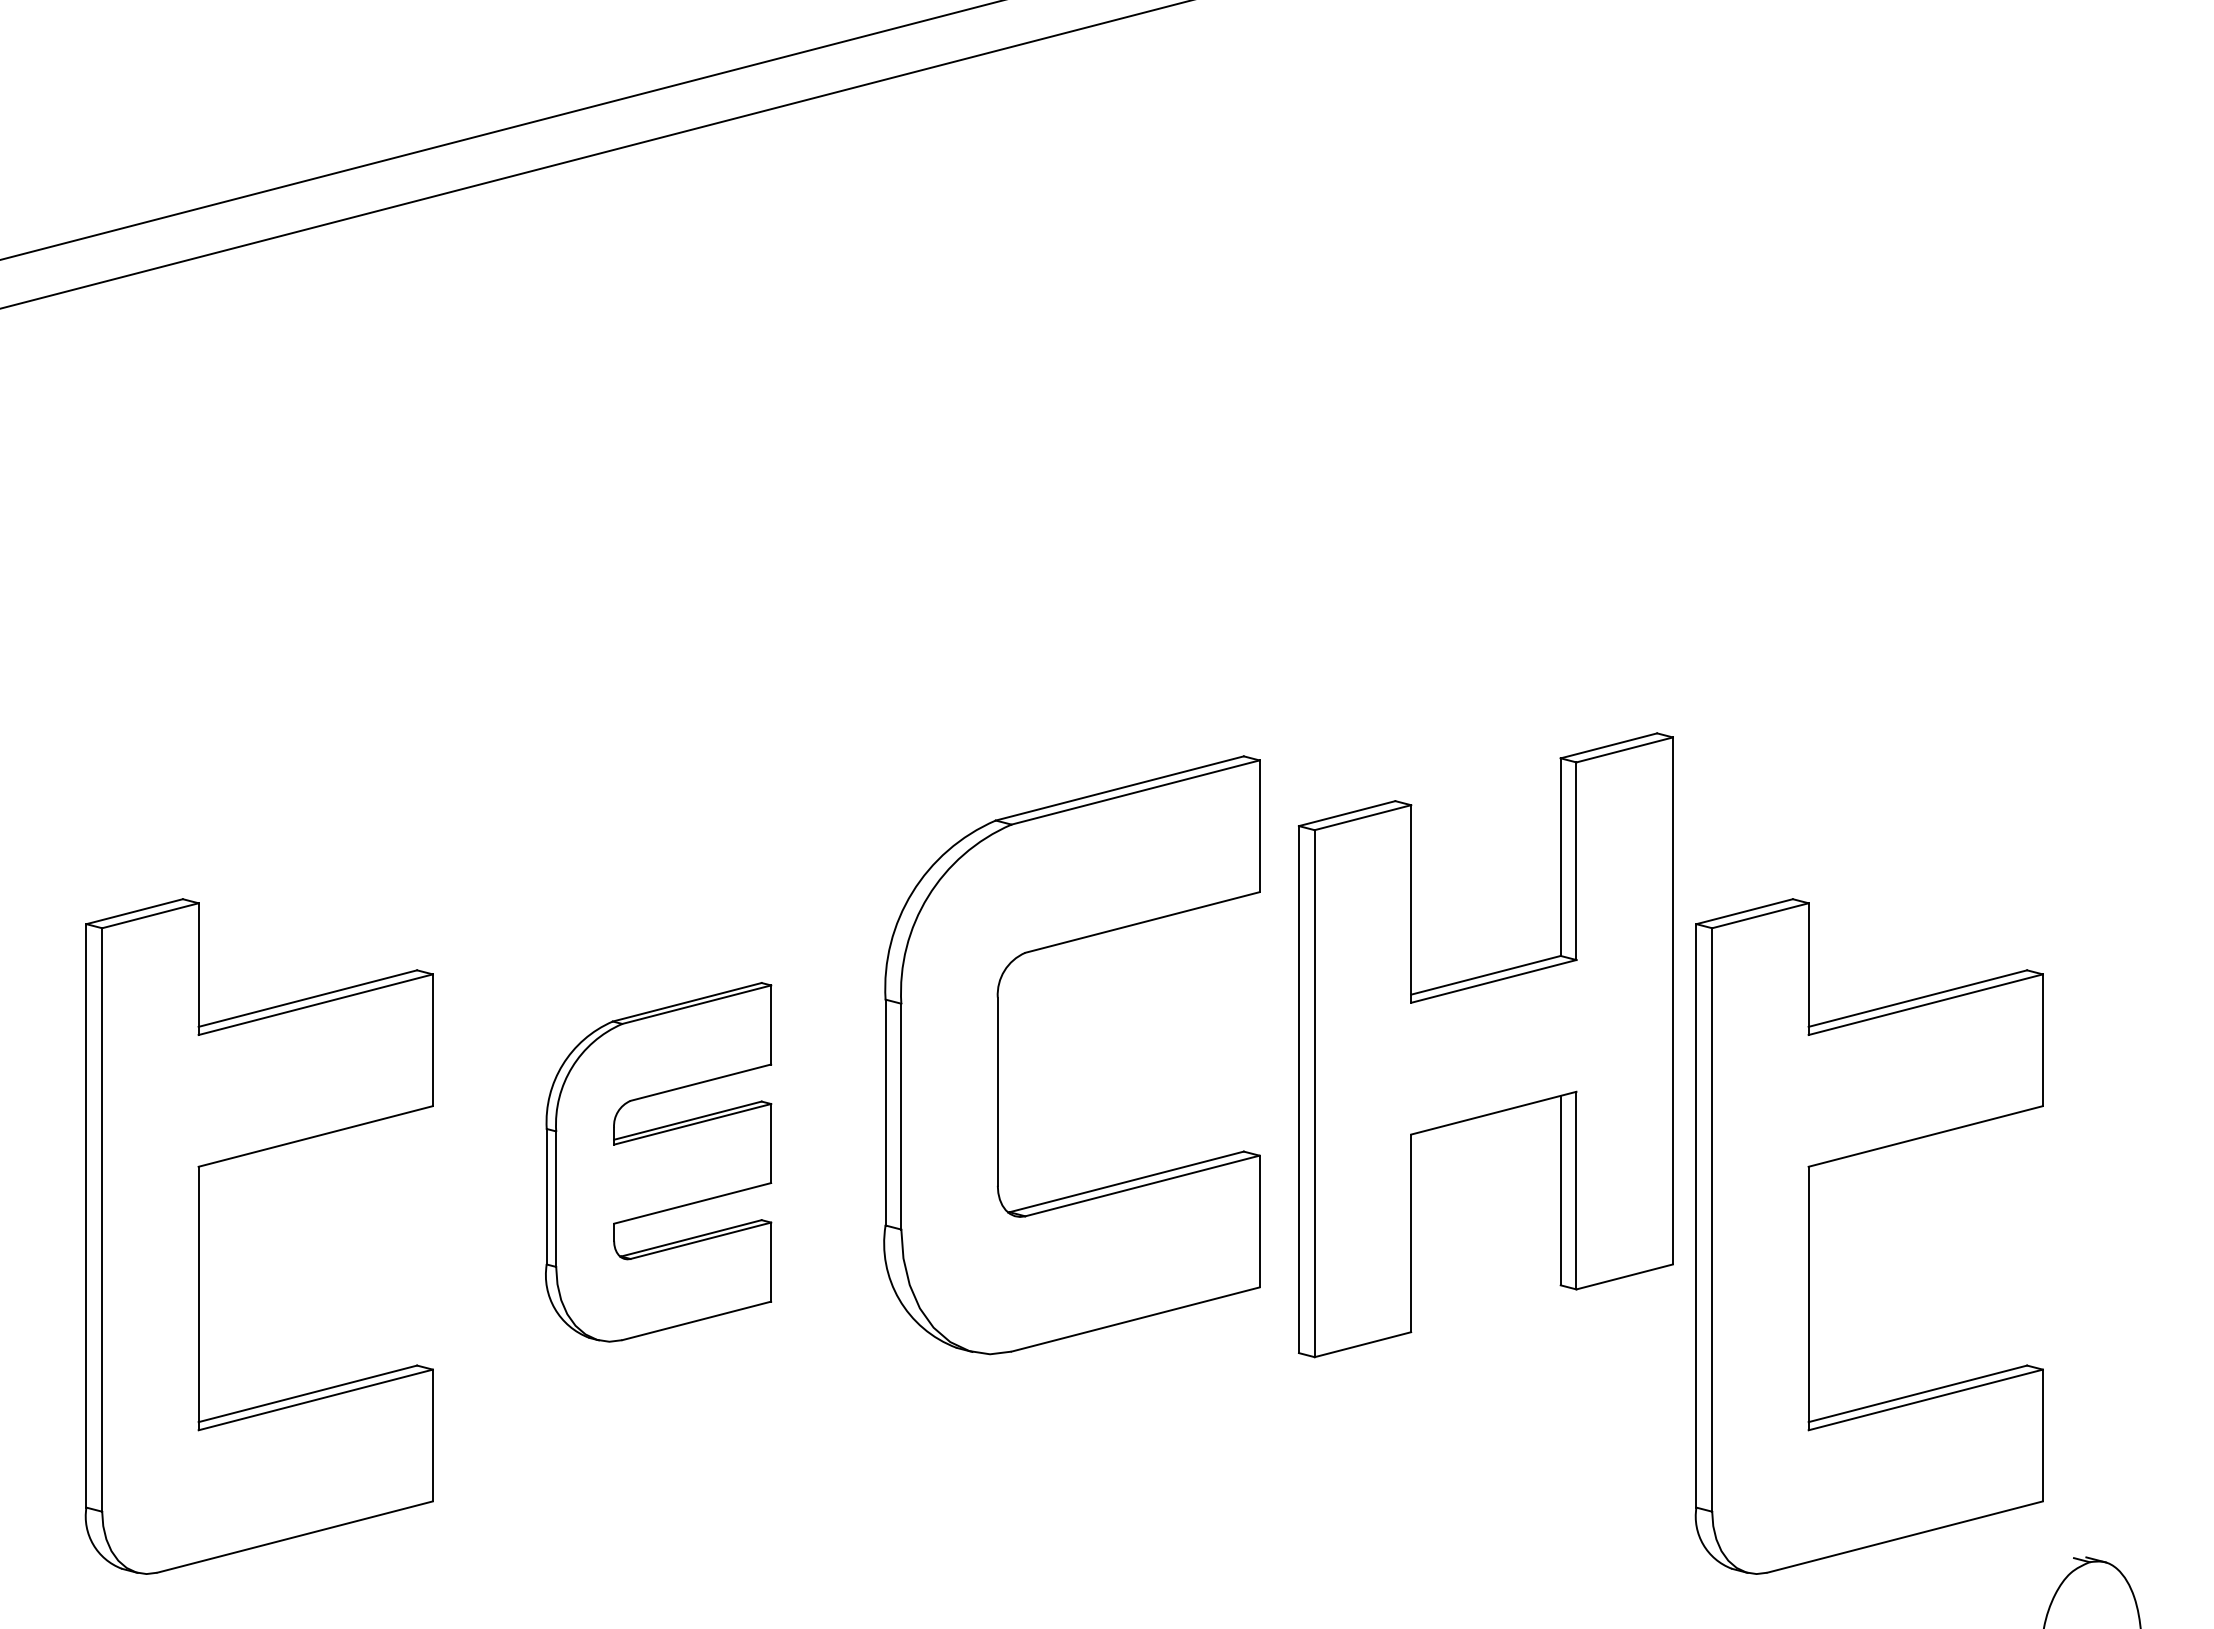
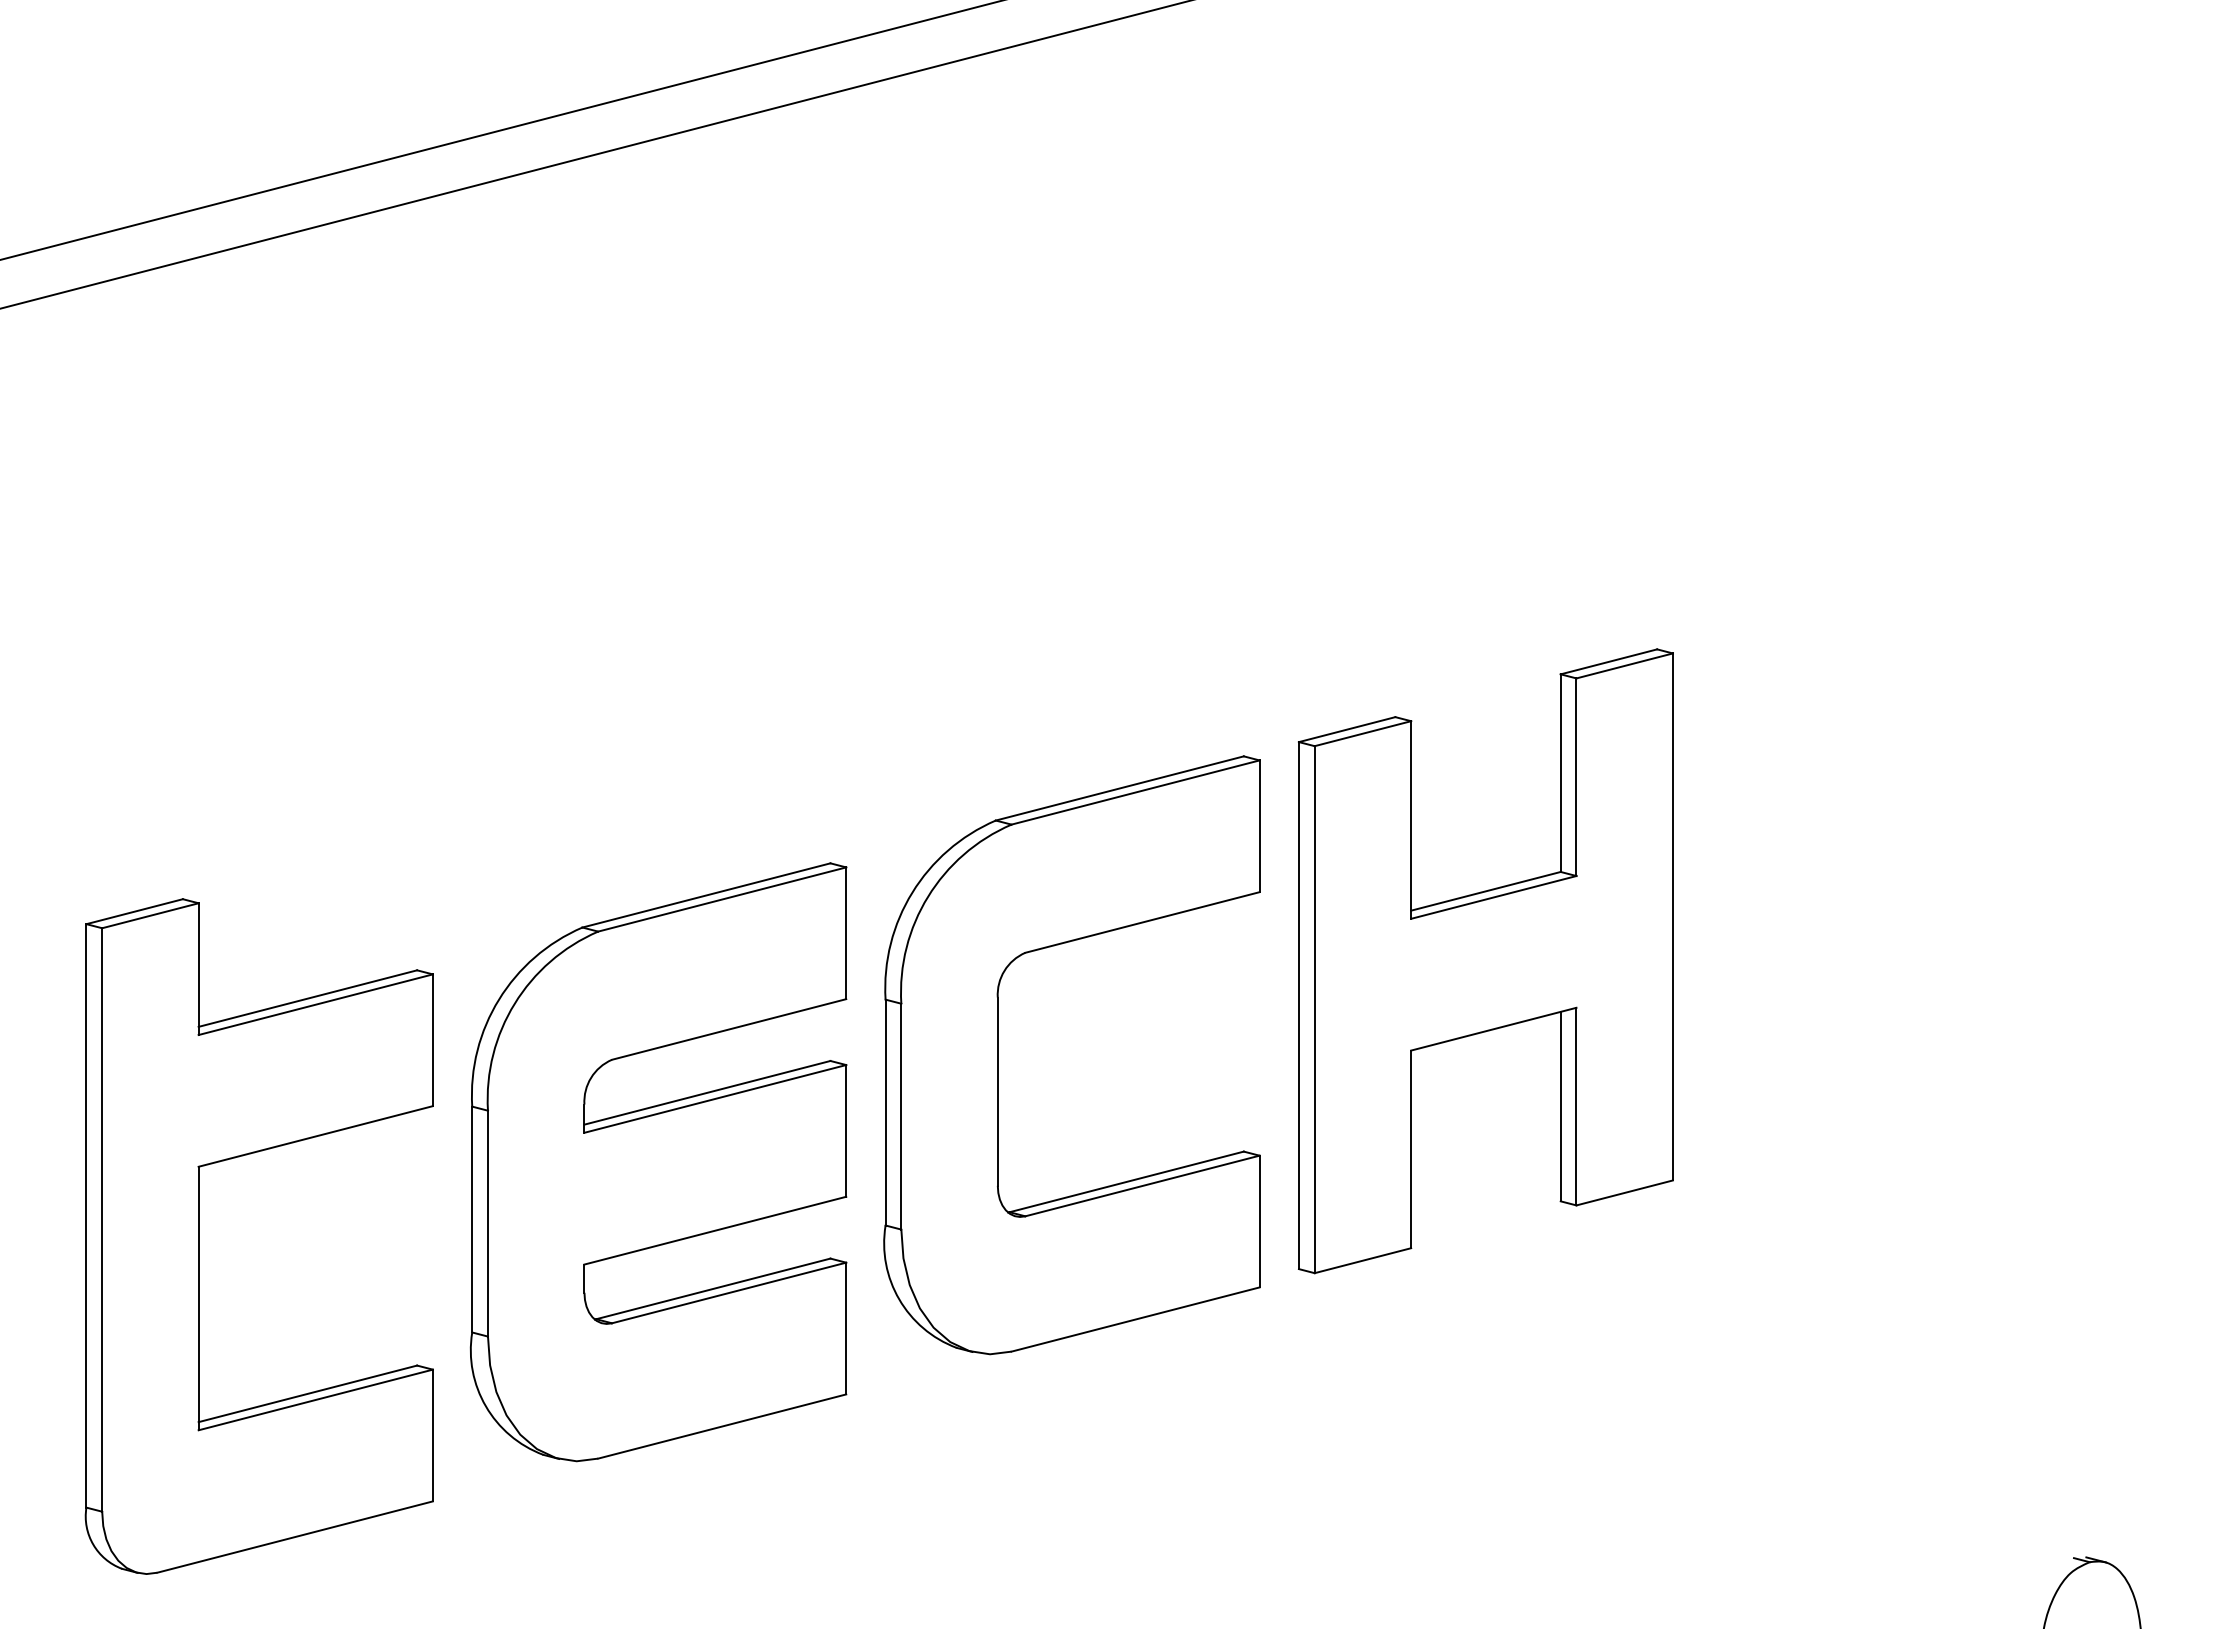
part position: (1485, 1045) -> (1485, 961) (1485, 961)
part size: 228x361 px -> 379x601 px (658, 1162)
part: present -> none (1809, 1236)
